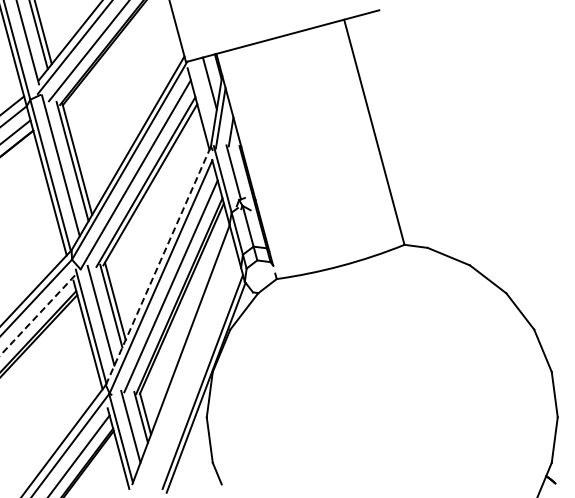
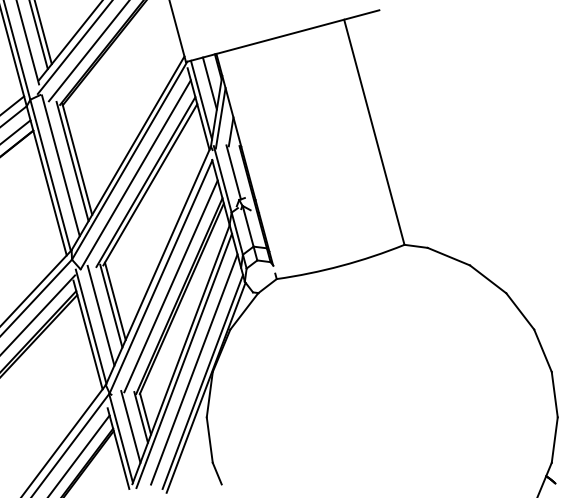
line: none -> present (201, 99)
line: dashed -> solid (158, 265)
line: dashed -> solid (37, 315)
line: none -> present (184, 360)
line: none -> present (194, 369)
